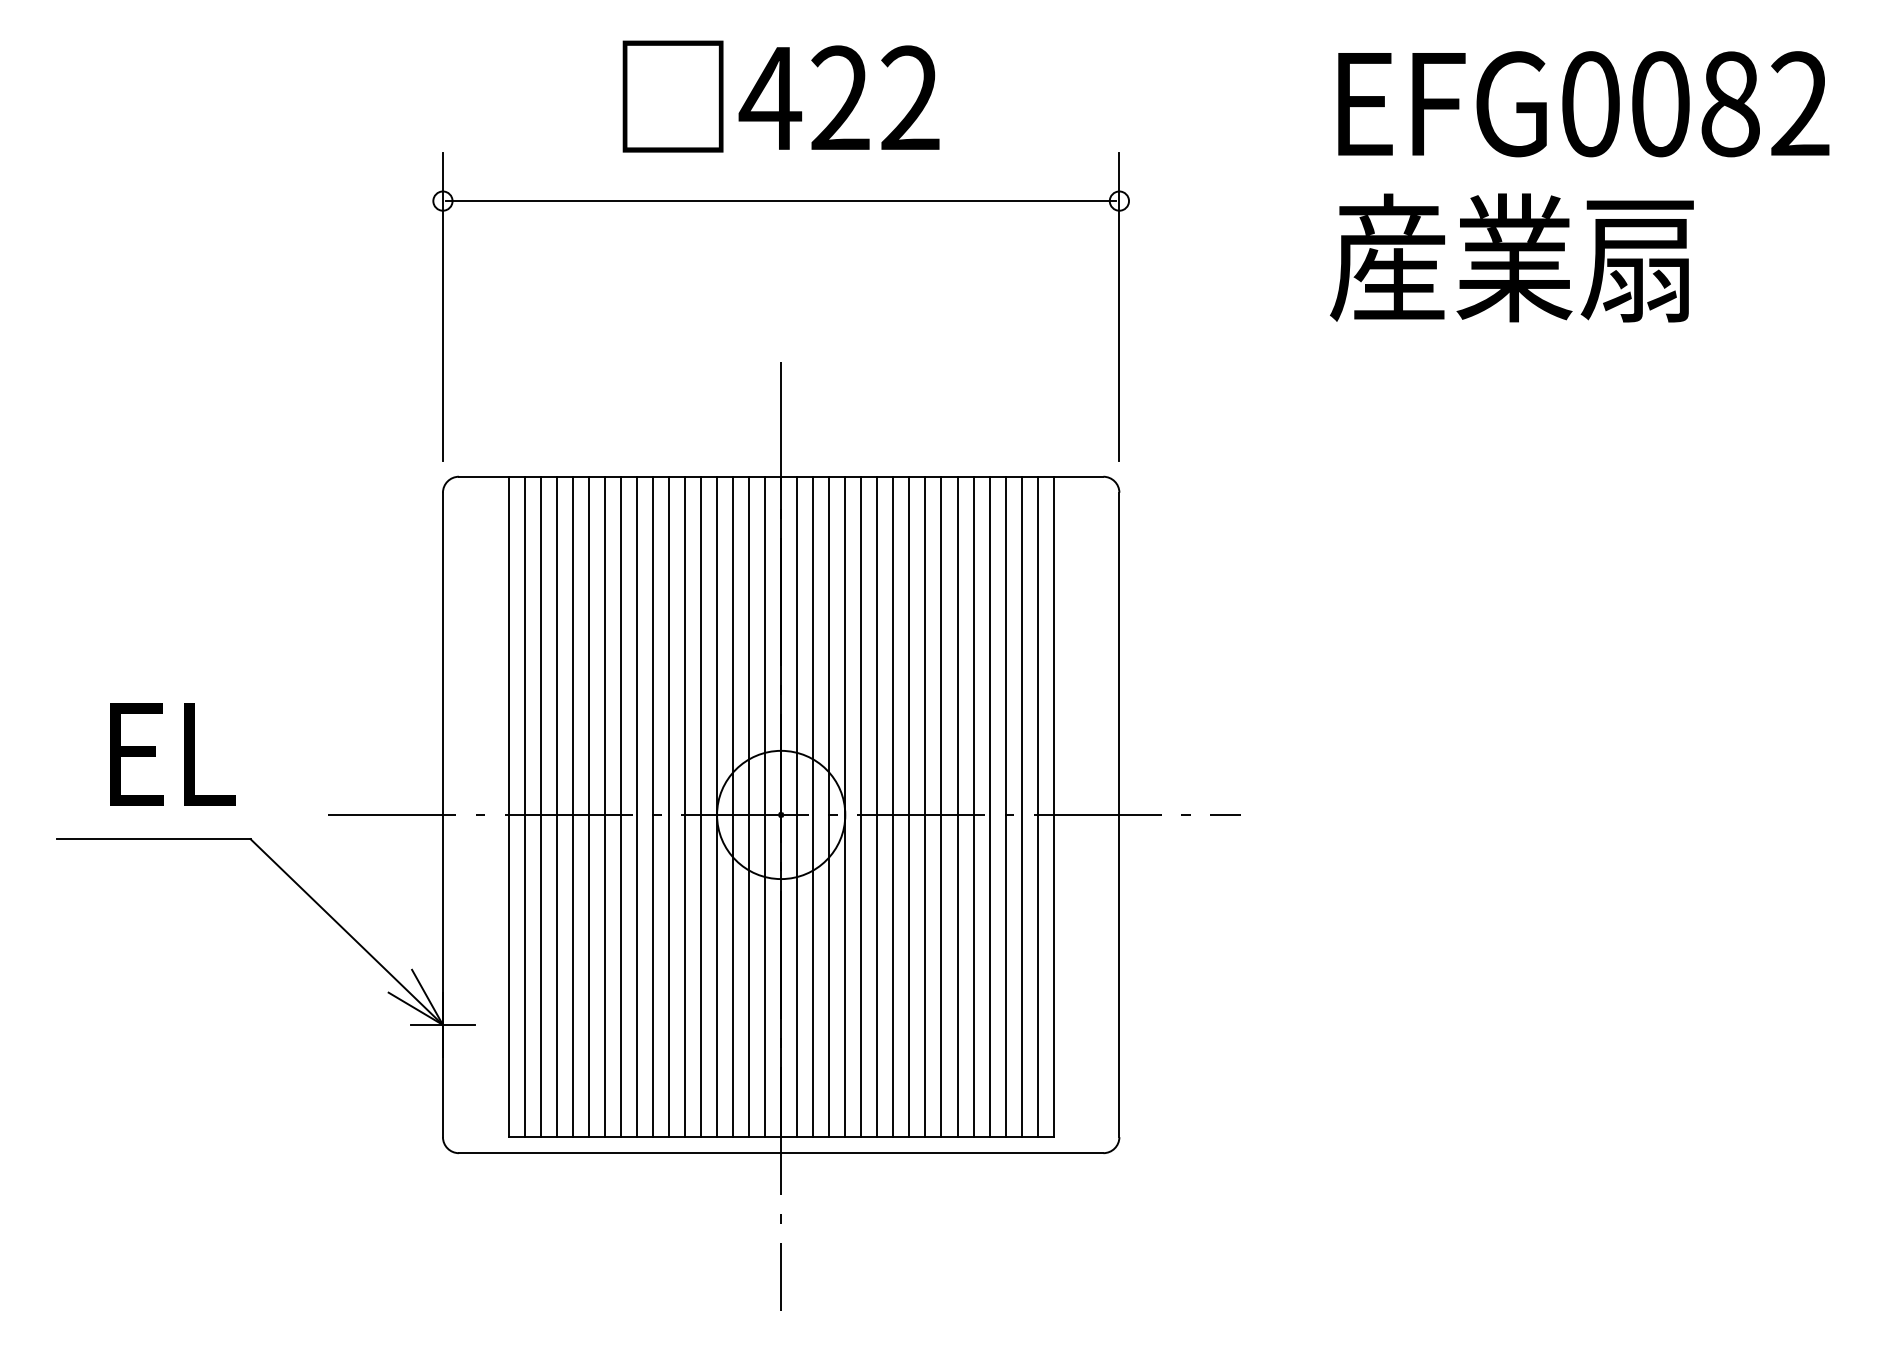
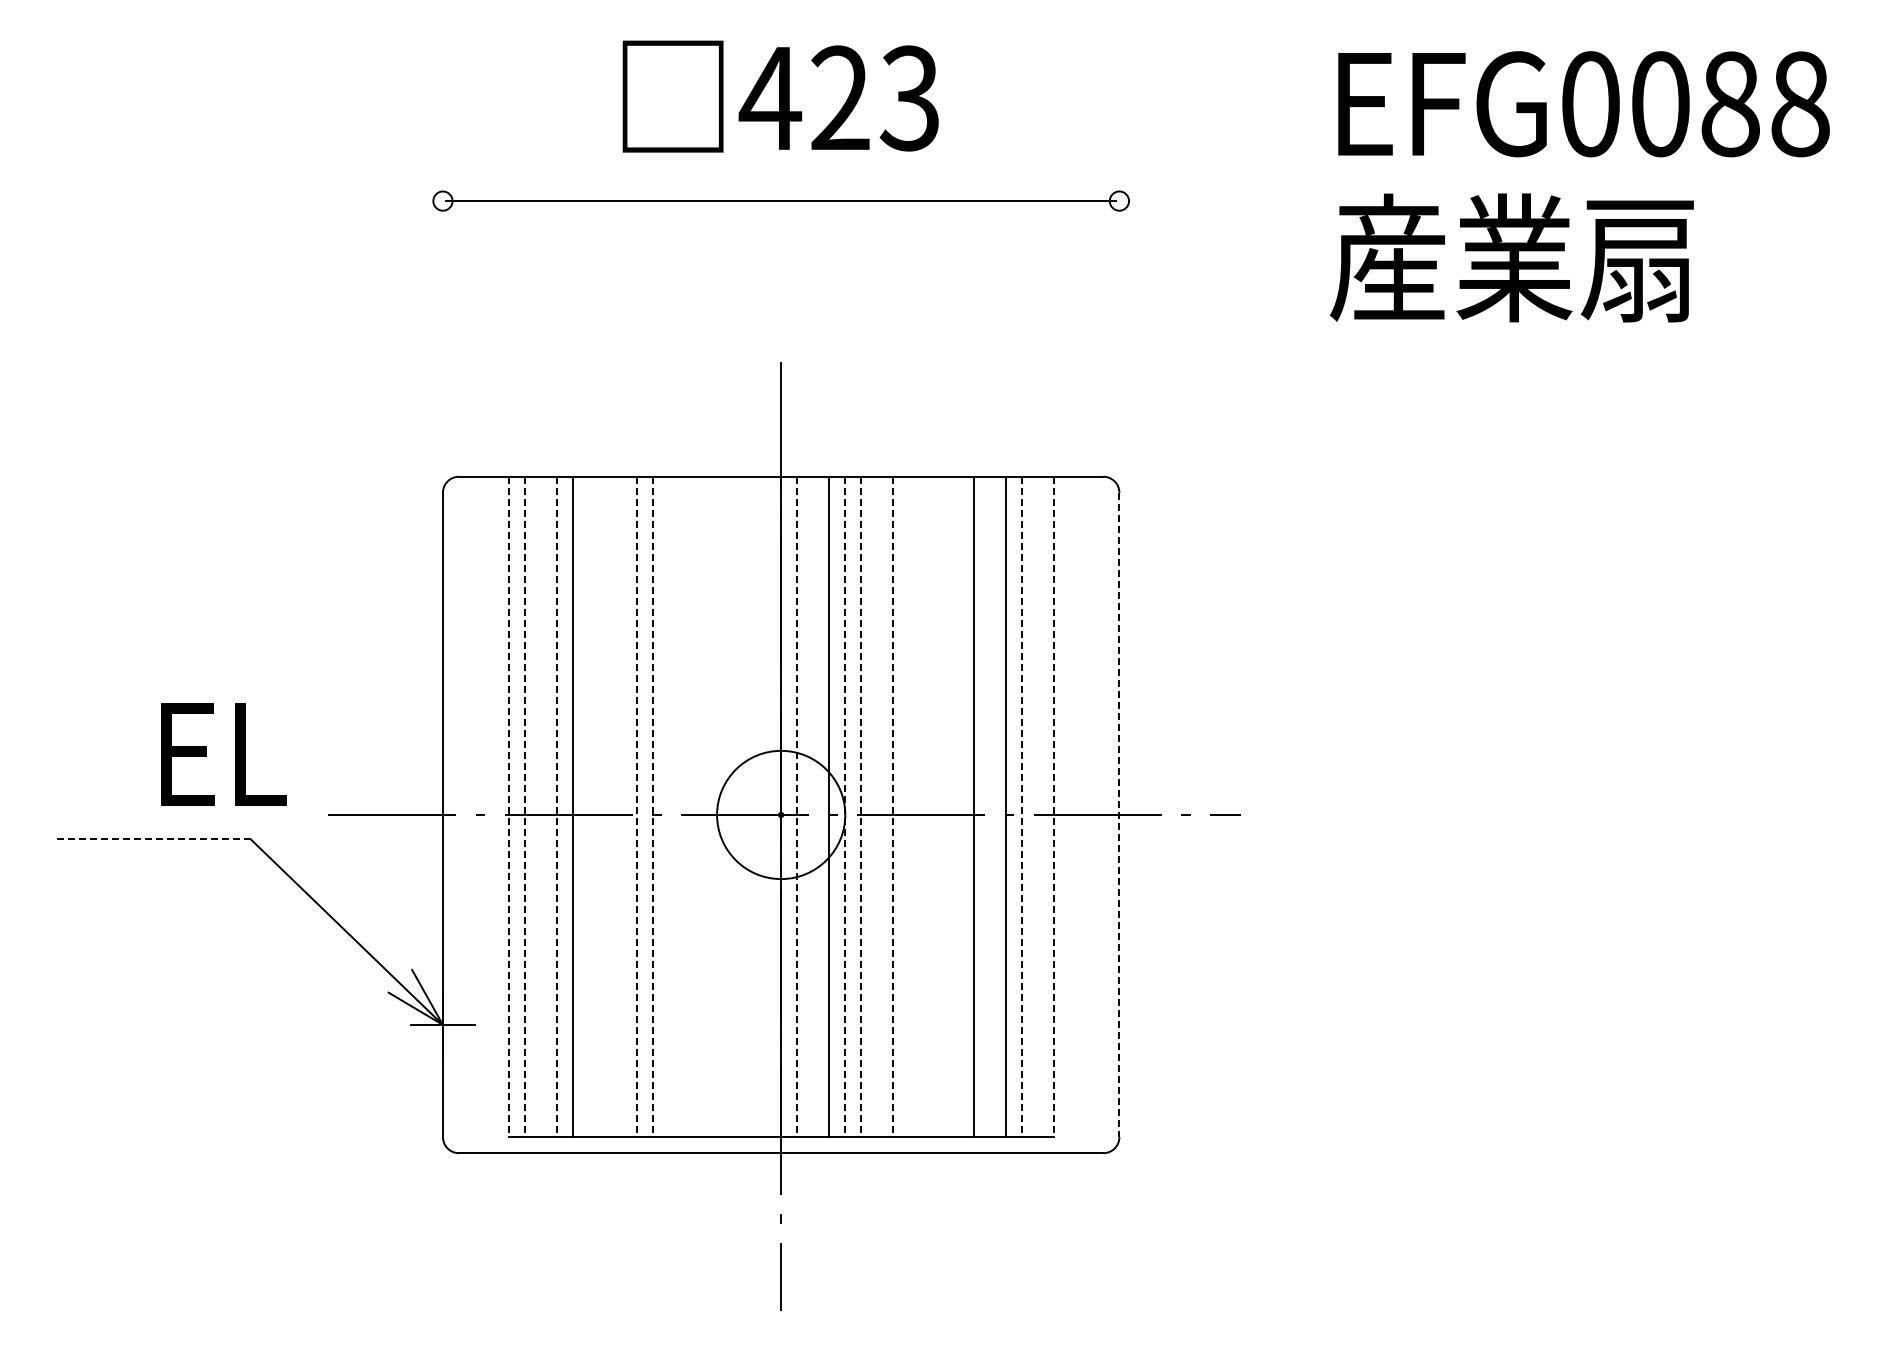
text: 422 -> 423 (909, 98)
text: EFG0082 -> EFG0088 (1800, 104)
line: present -> none (442, 306)
line: present -> none (1119, 306)
text position: (172, 754) -> (223, 754) (223, 754)
line: present -> none (540, 806)
line: present -> none (588, 806)
line: present -> none (604, 806)
line: present -> none (620, 806)
line: present -> none (668, 806)
line: present -> none (685, 806)
line: present -> none (701, 806)
line: present -> none (717, 806)
line: present -> none (733, 806)
line: present -> none (749, 806)
line: present -> none (765, 806)
line: present -> none (813, 806)
line: present -> none (877, 806)
line: present -> none (909, 806)
line: present -> none (925, 806)
line: present -> none (941, 806)
line: present -> none (957, 806)
line: present -> none (989, 806)
line: present -> none (1037, 806)
line: solid -> dashed (508, 807)
line: solid -> dashed (524, 807)
line: solid -> dashed (556, 807)
line: solid -> dashed (636, 807)
line: solid -> dashed (652, 807)
line: solid -> dashed (797, 807)
line: solid -> dashed (845, 807)
line: solid -> dashed (861, 807)
line: solid -> dashed (893, 807)
line: solid -> dashed (1021, 807)
line: solid -> dashed (1053, 807)
line: solid -> dashed (1119, 815)
line: solid -> dashed (154, 839)
